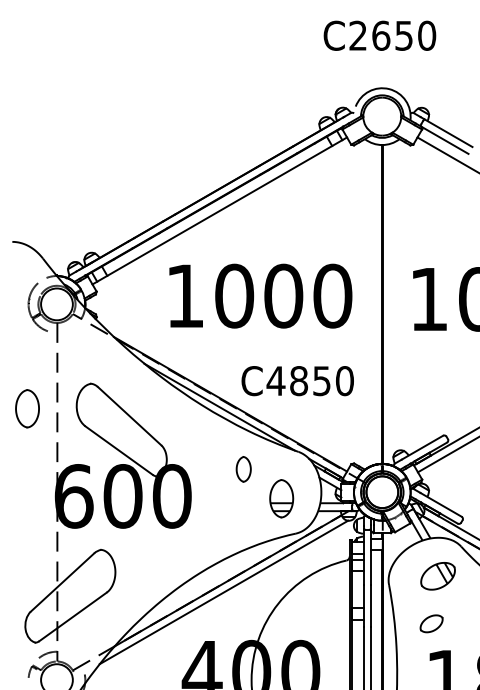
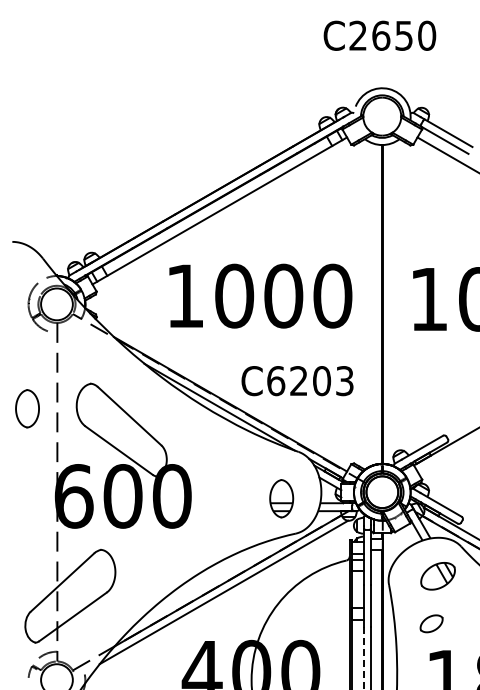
text: C4850 -> C6203 (309, 381)
line: present -> none (446, 455)
part: present -> none (243, 469)
line: solid -> dashed (363, 658)
